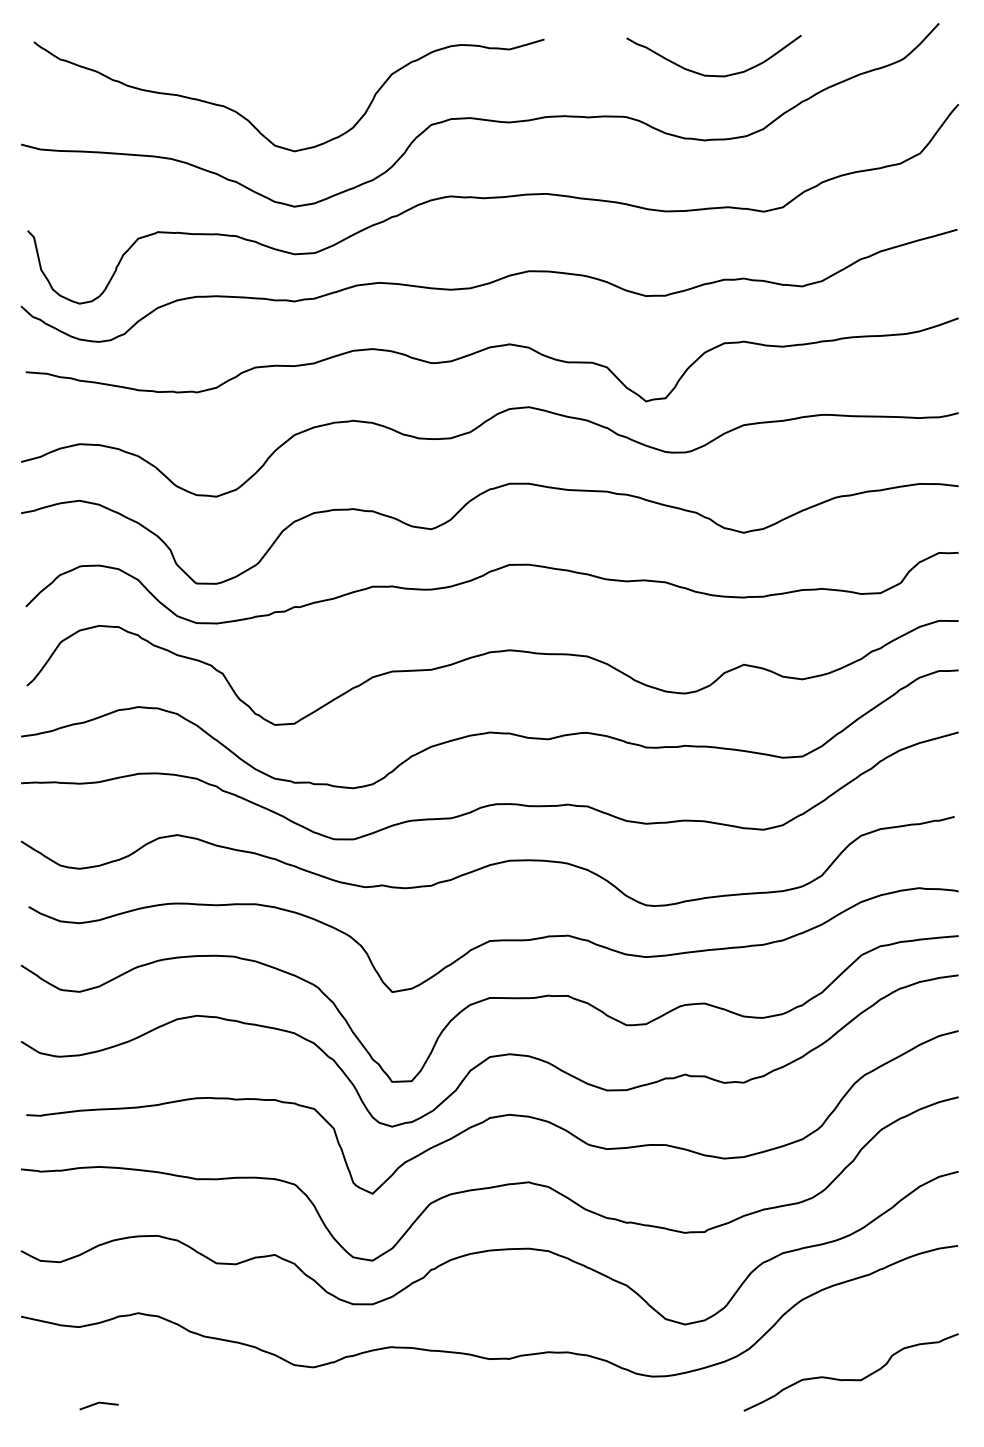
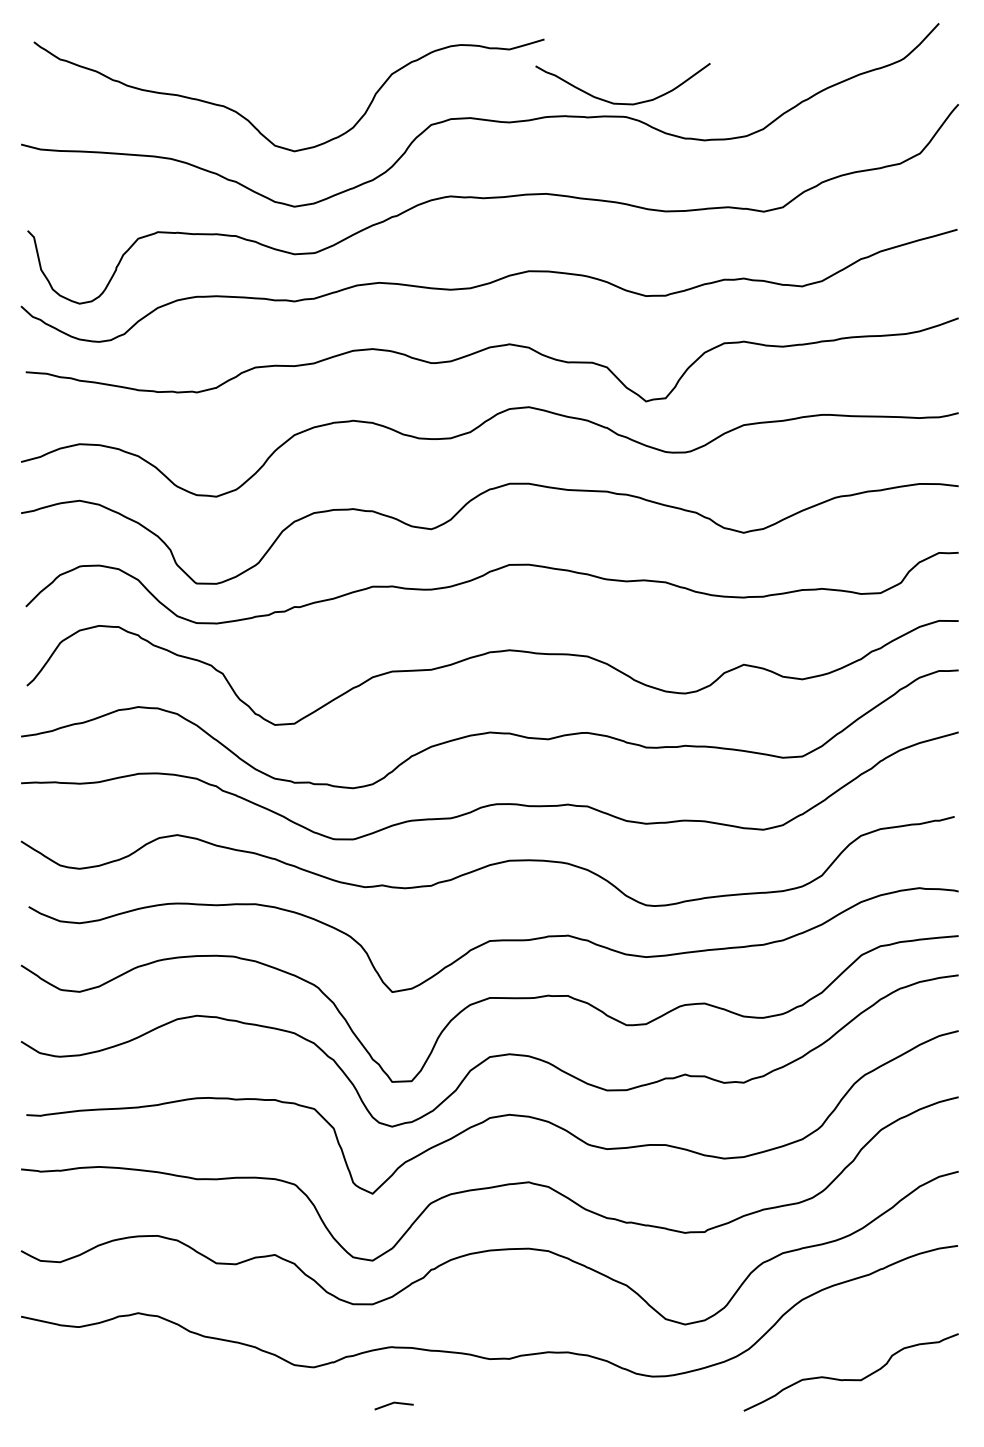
curve position: (708, 74) -> (617, 102) (617, 102)
line position: (97, 1404) -> (392, 1404) (392, 1404)
